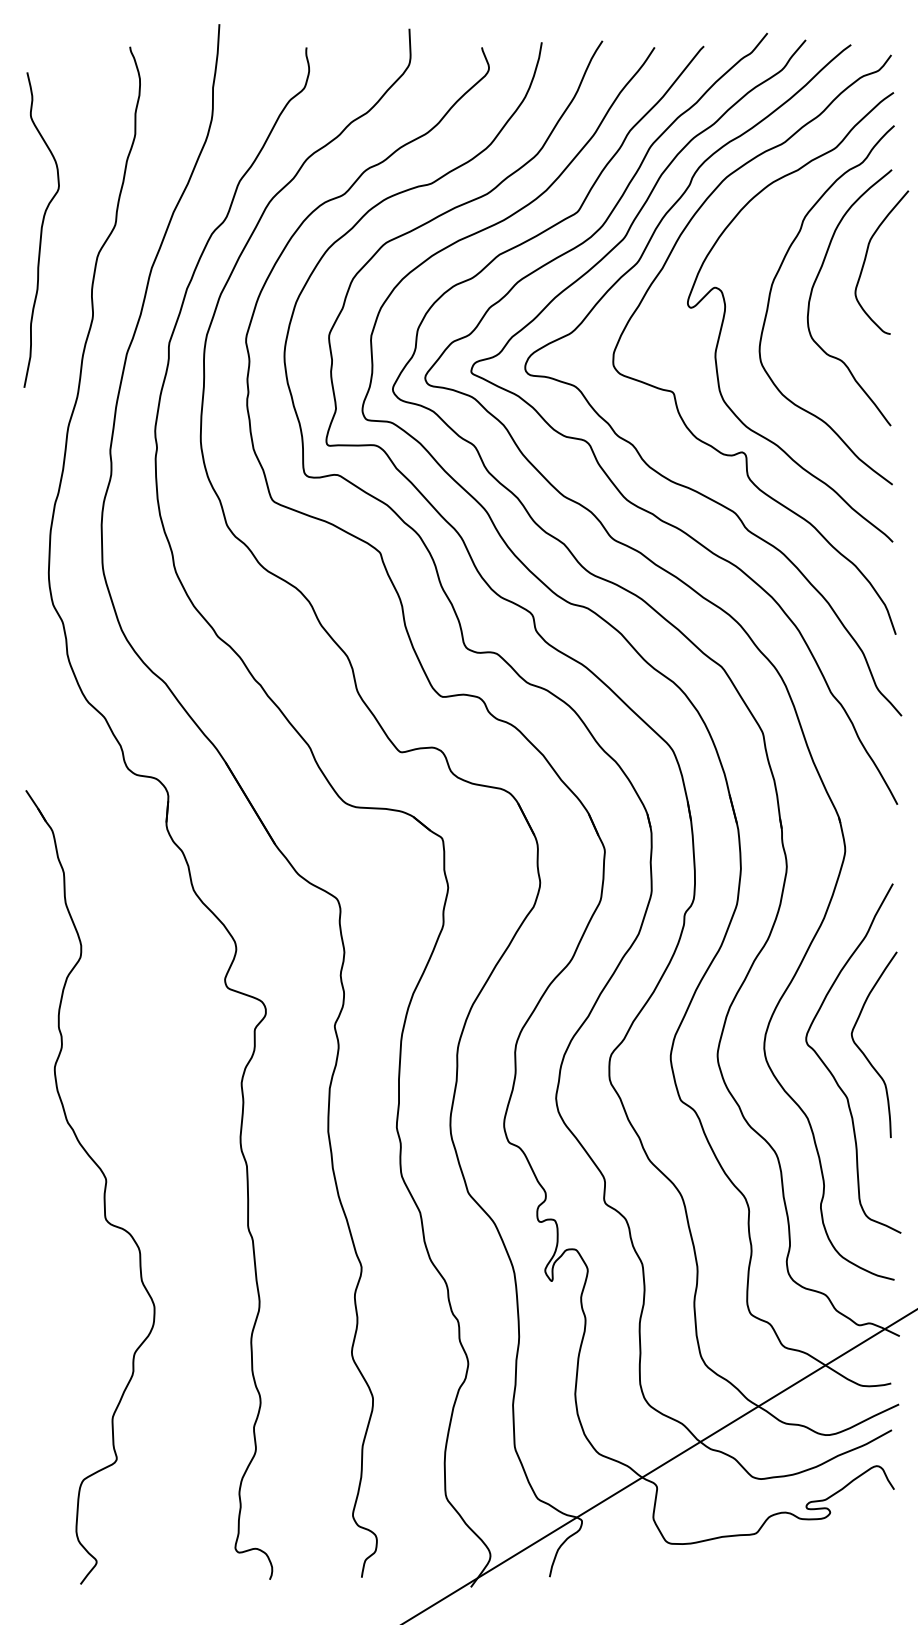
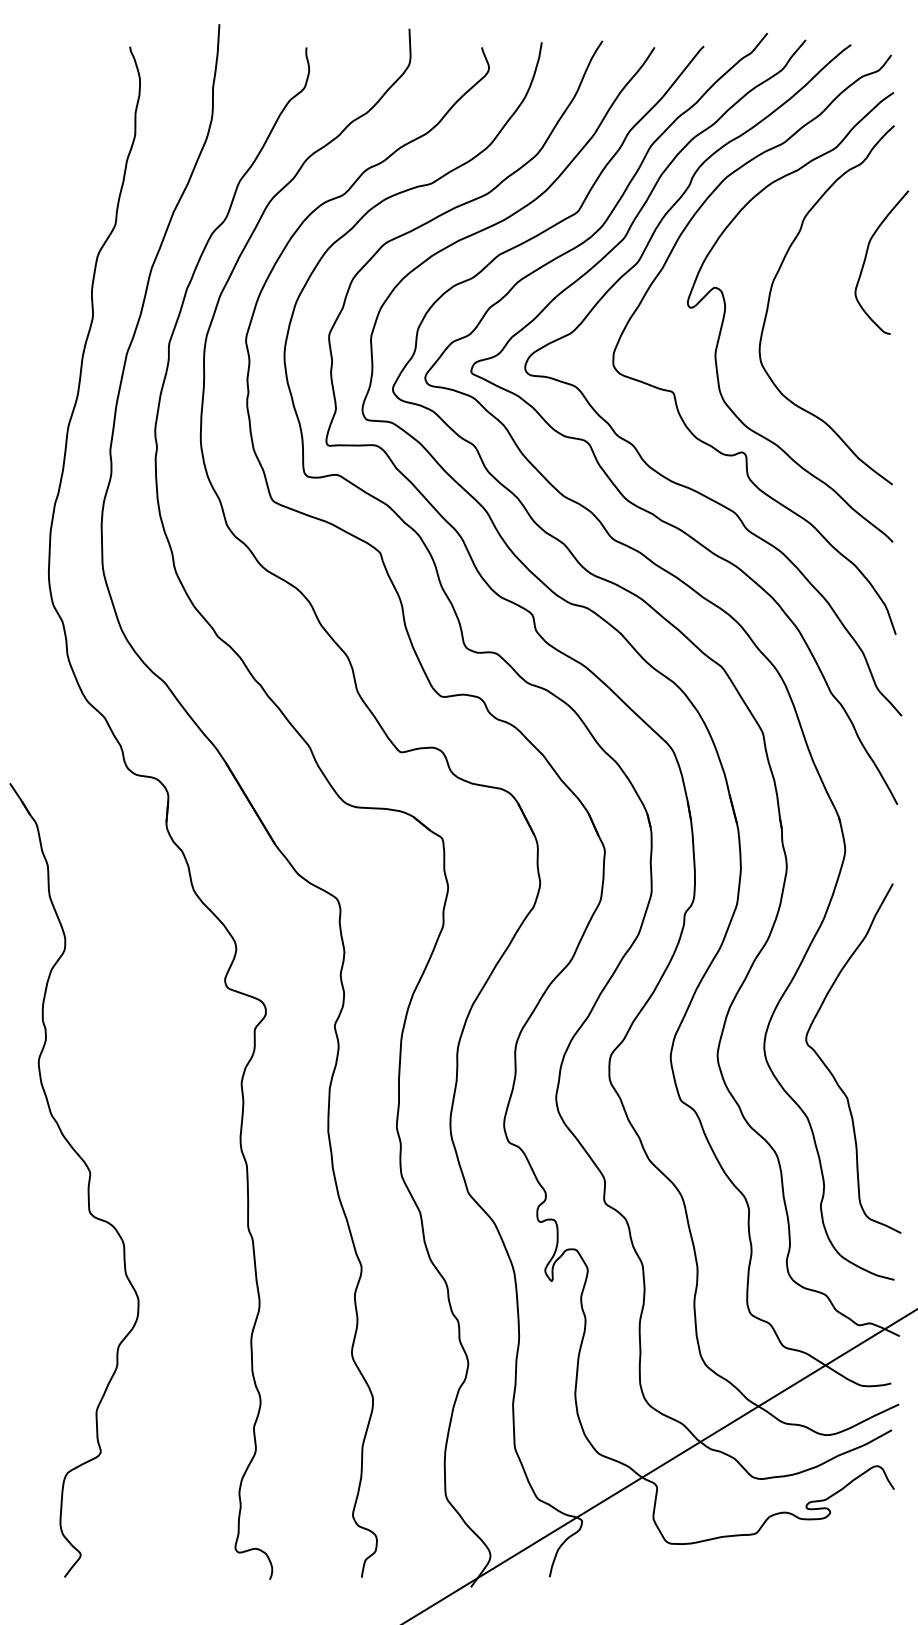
curve: present -> none (41, 229)
curve: present -> none (816, 281)
curve: present -> none (862, 1050)
part position: (104, 1187) -> (88, 1180) (88, 1180)
